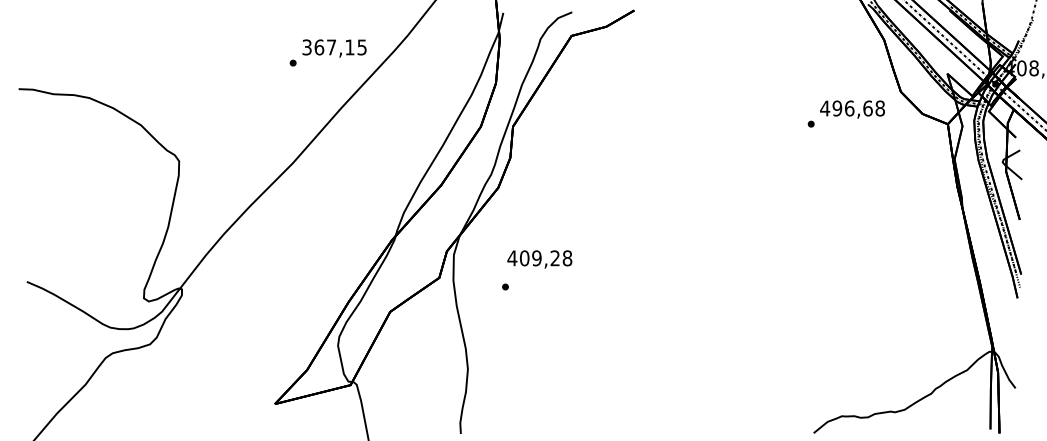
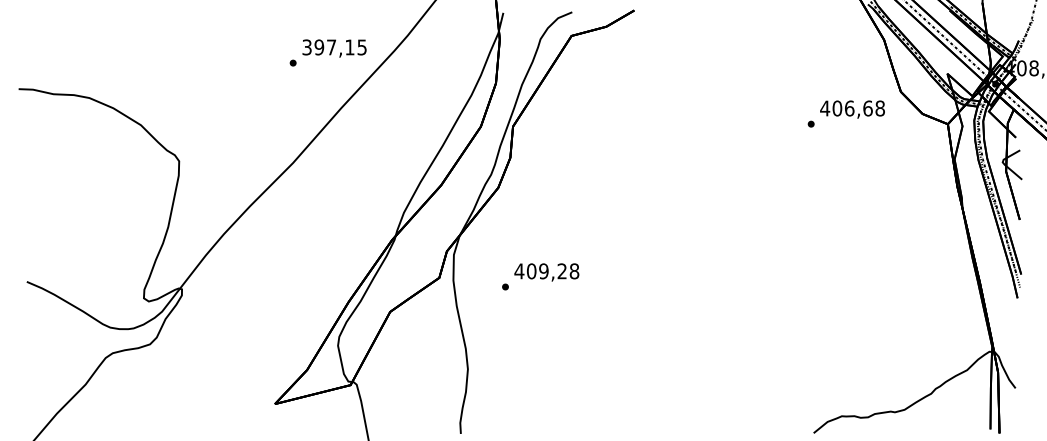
text: 367,15 -> 397,15 (319, 47)
text: 496,68 -> 406,68 (837, 108)
text position: (539, 259) -> (546, 272) (546, 272)
